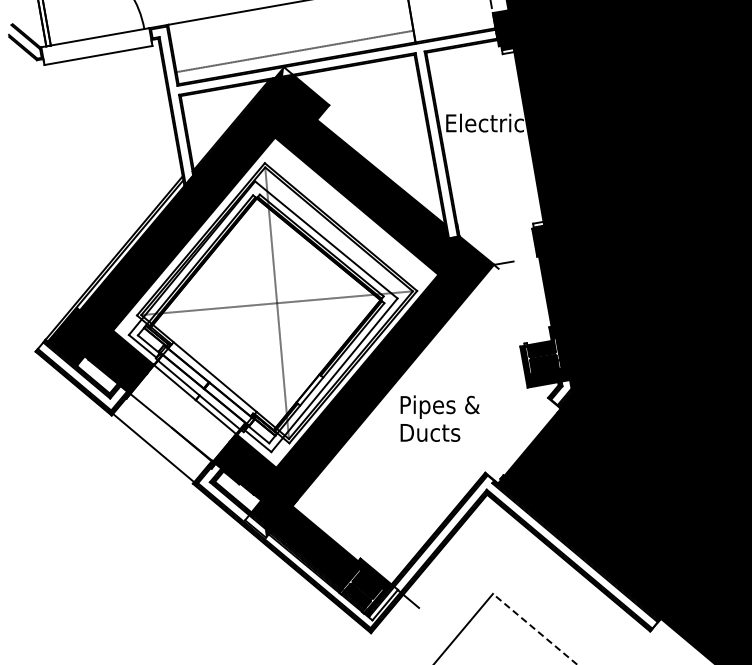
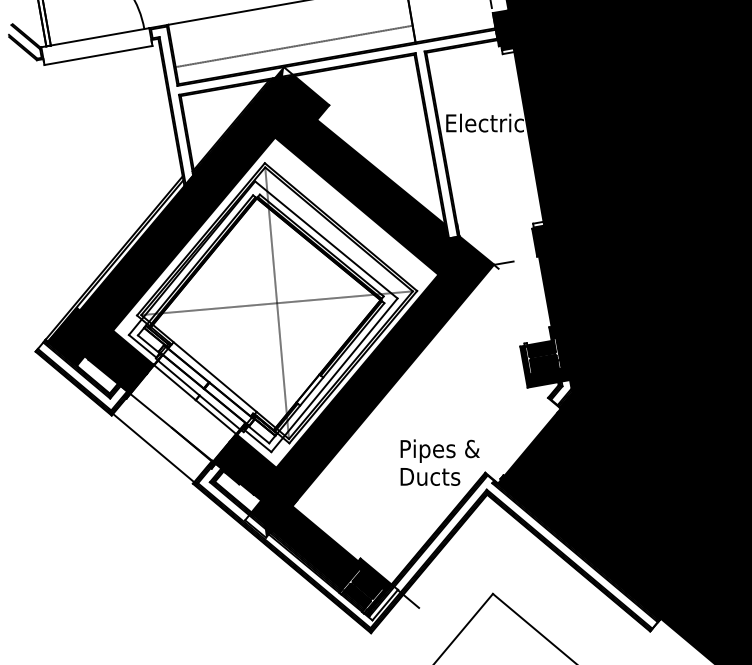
line position: (294, 51) -> (293, 46) (293, 46)
text position: (439, 418) -> (439, 462) (439, 462)
line: dashed -> solid (535, 629)
